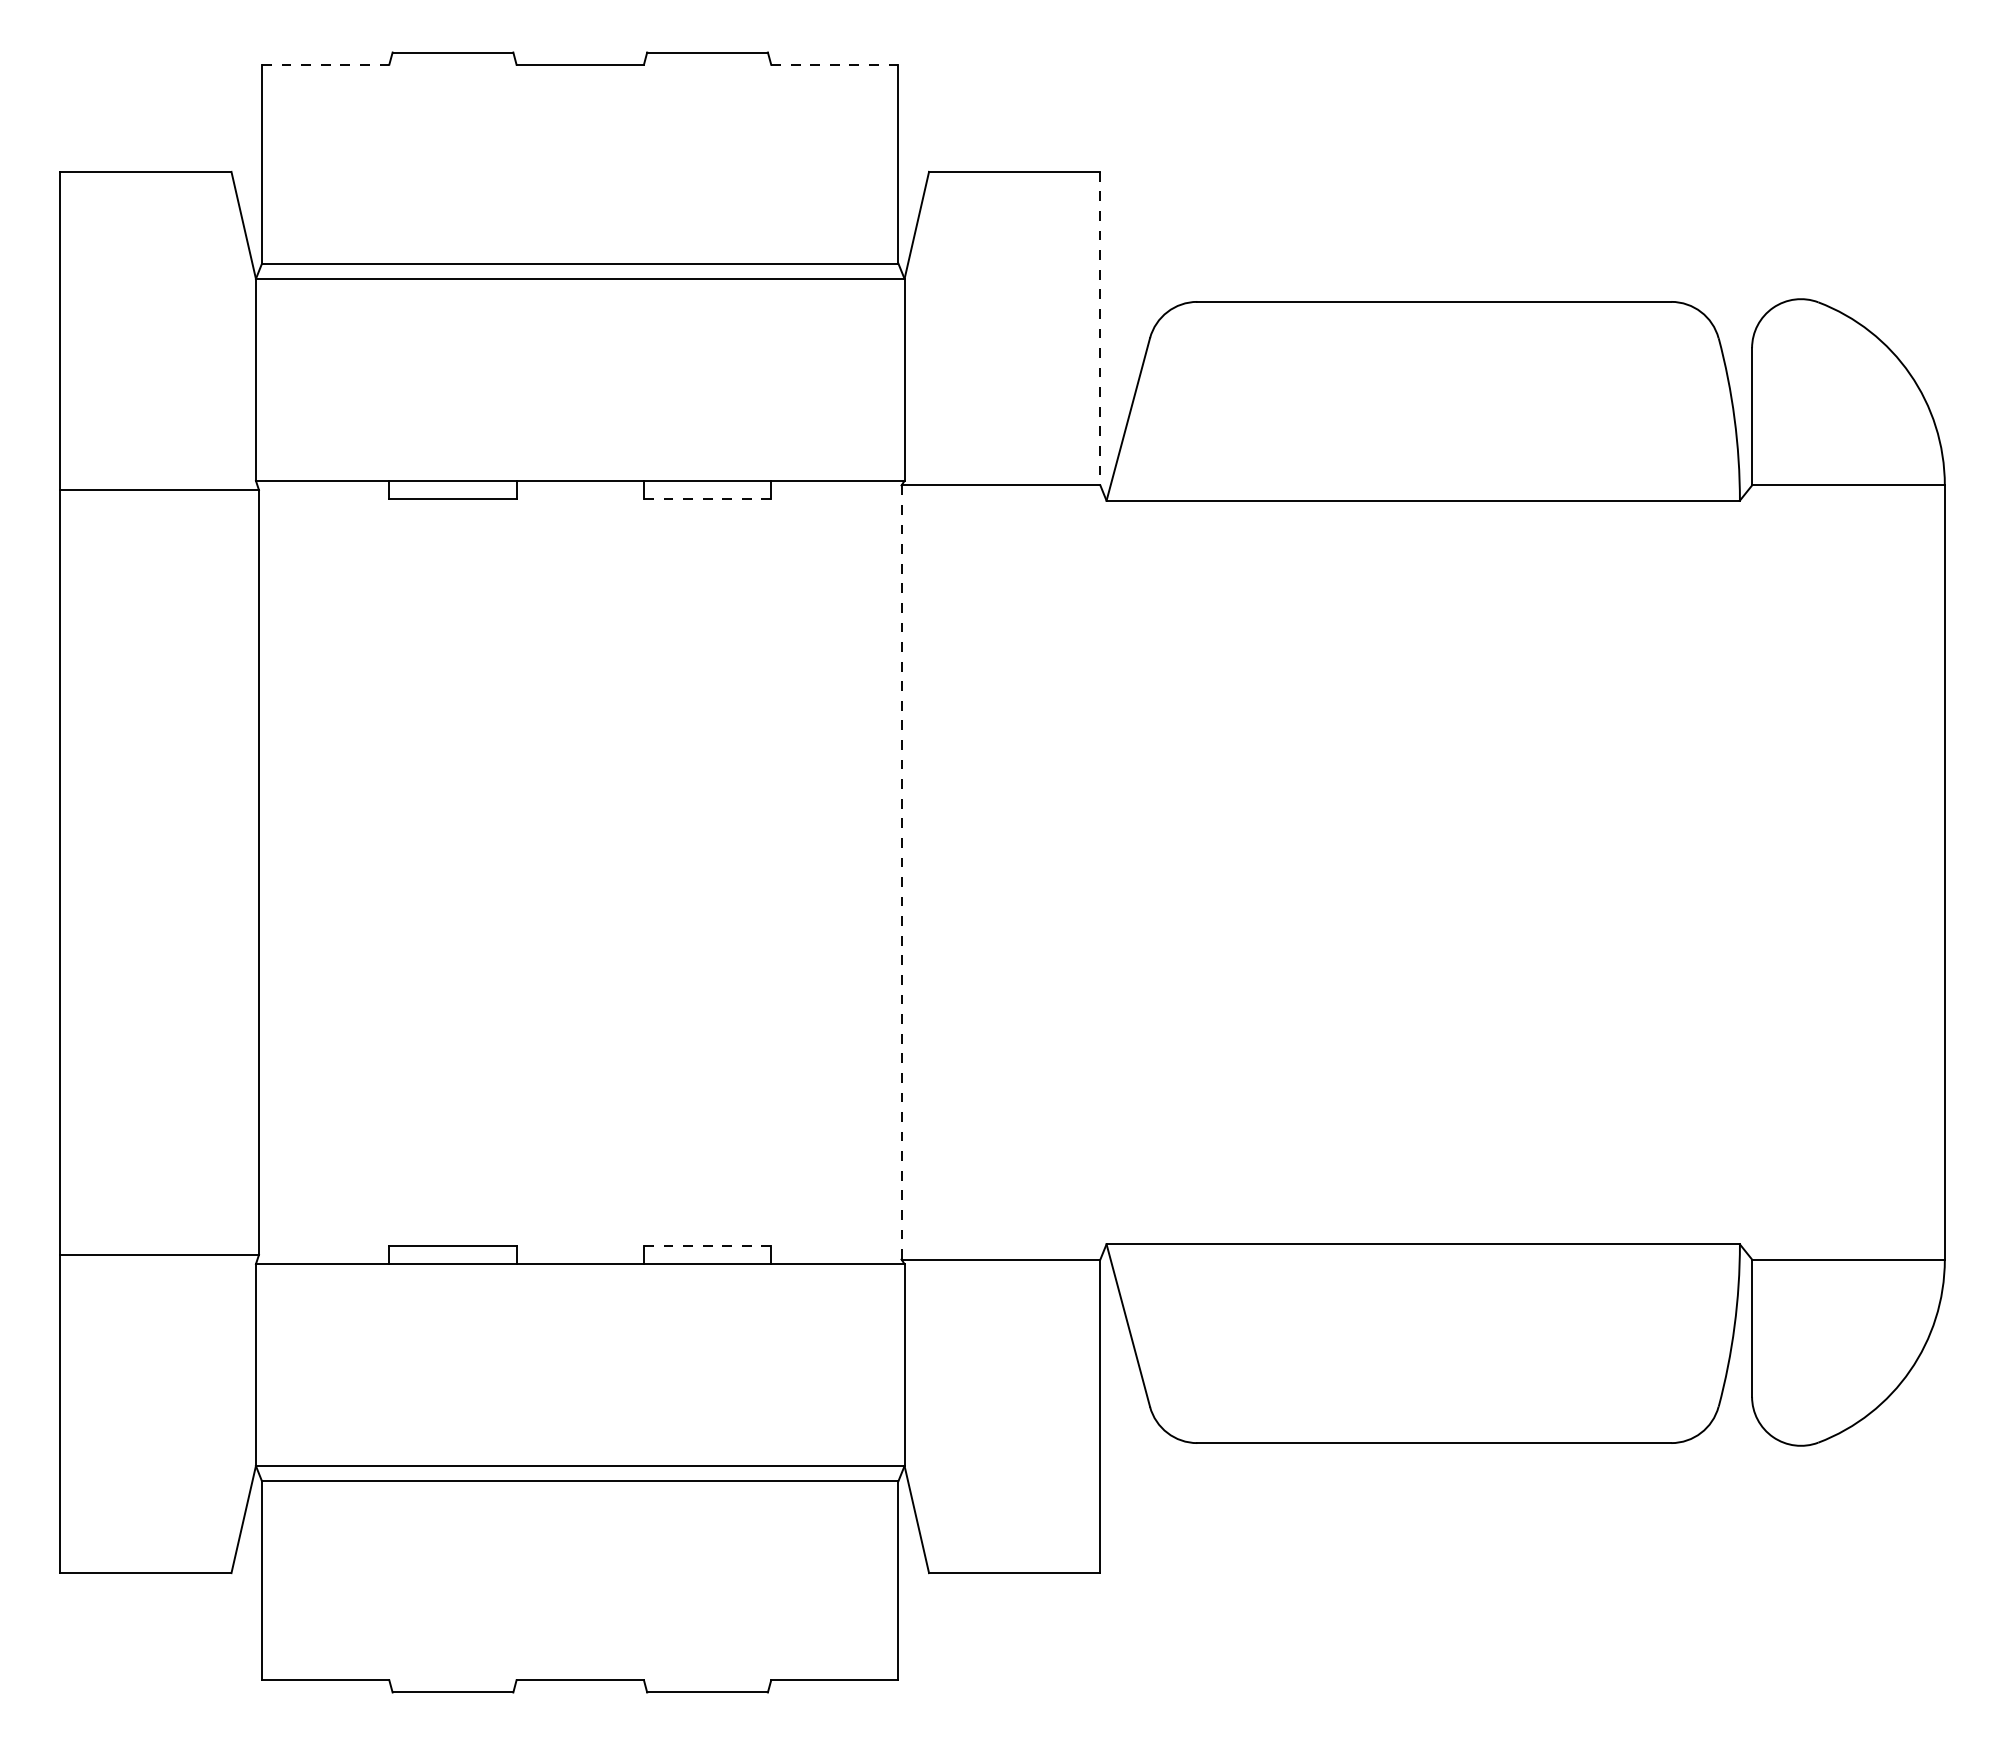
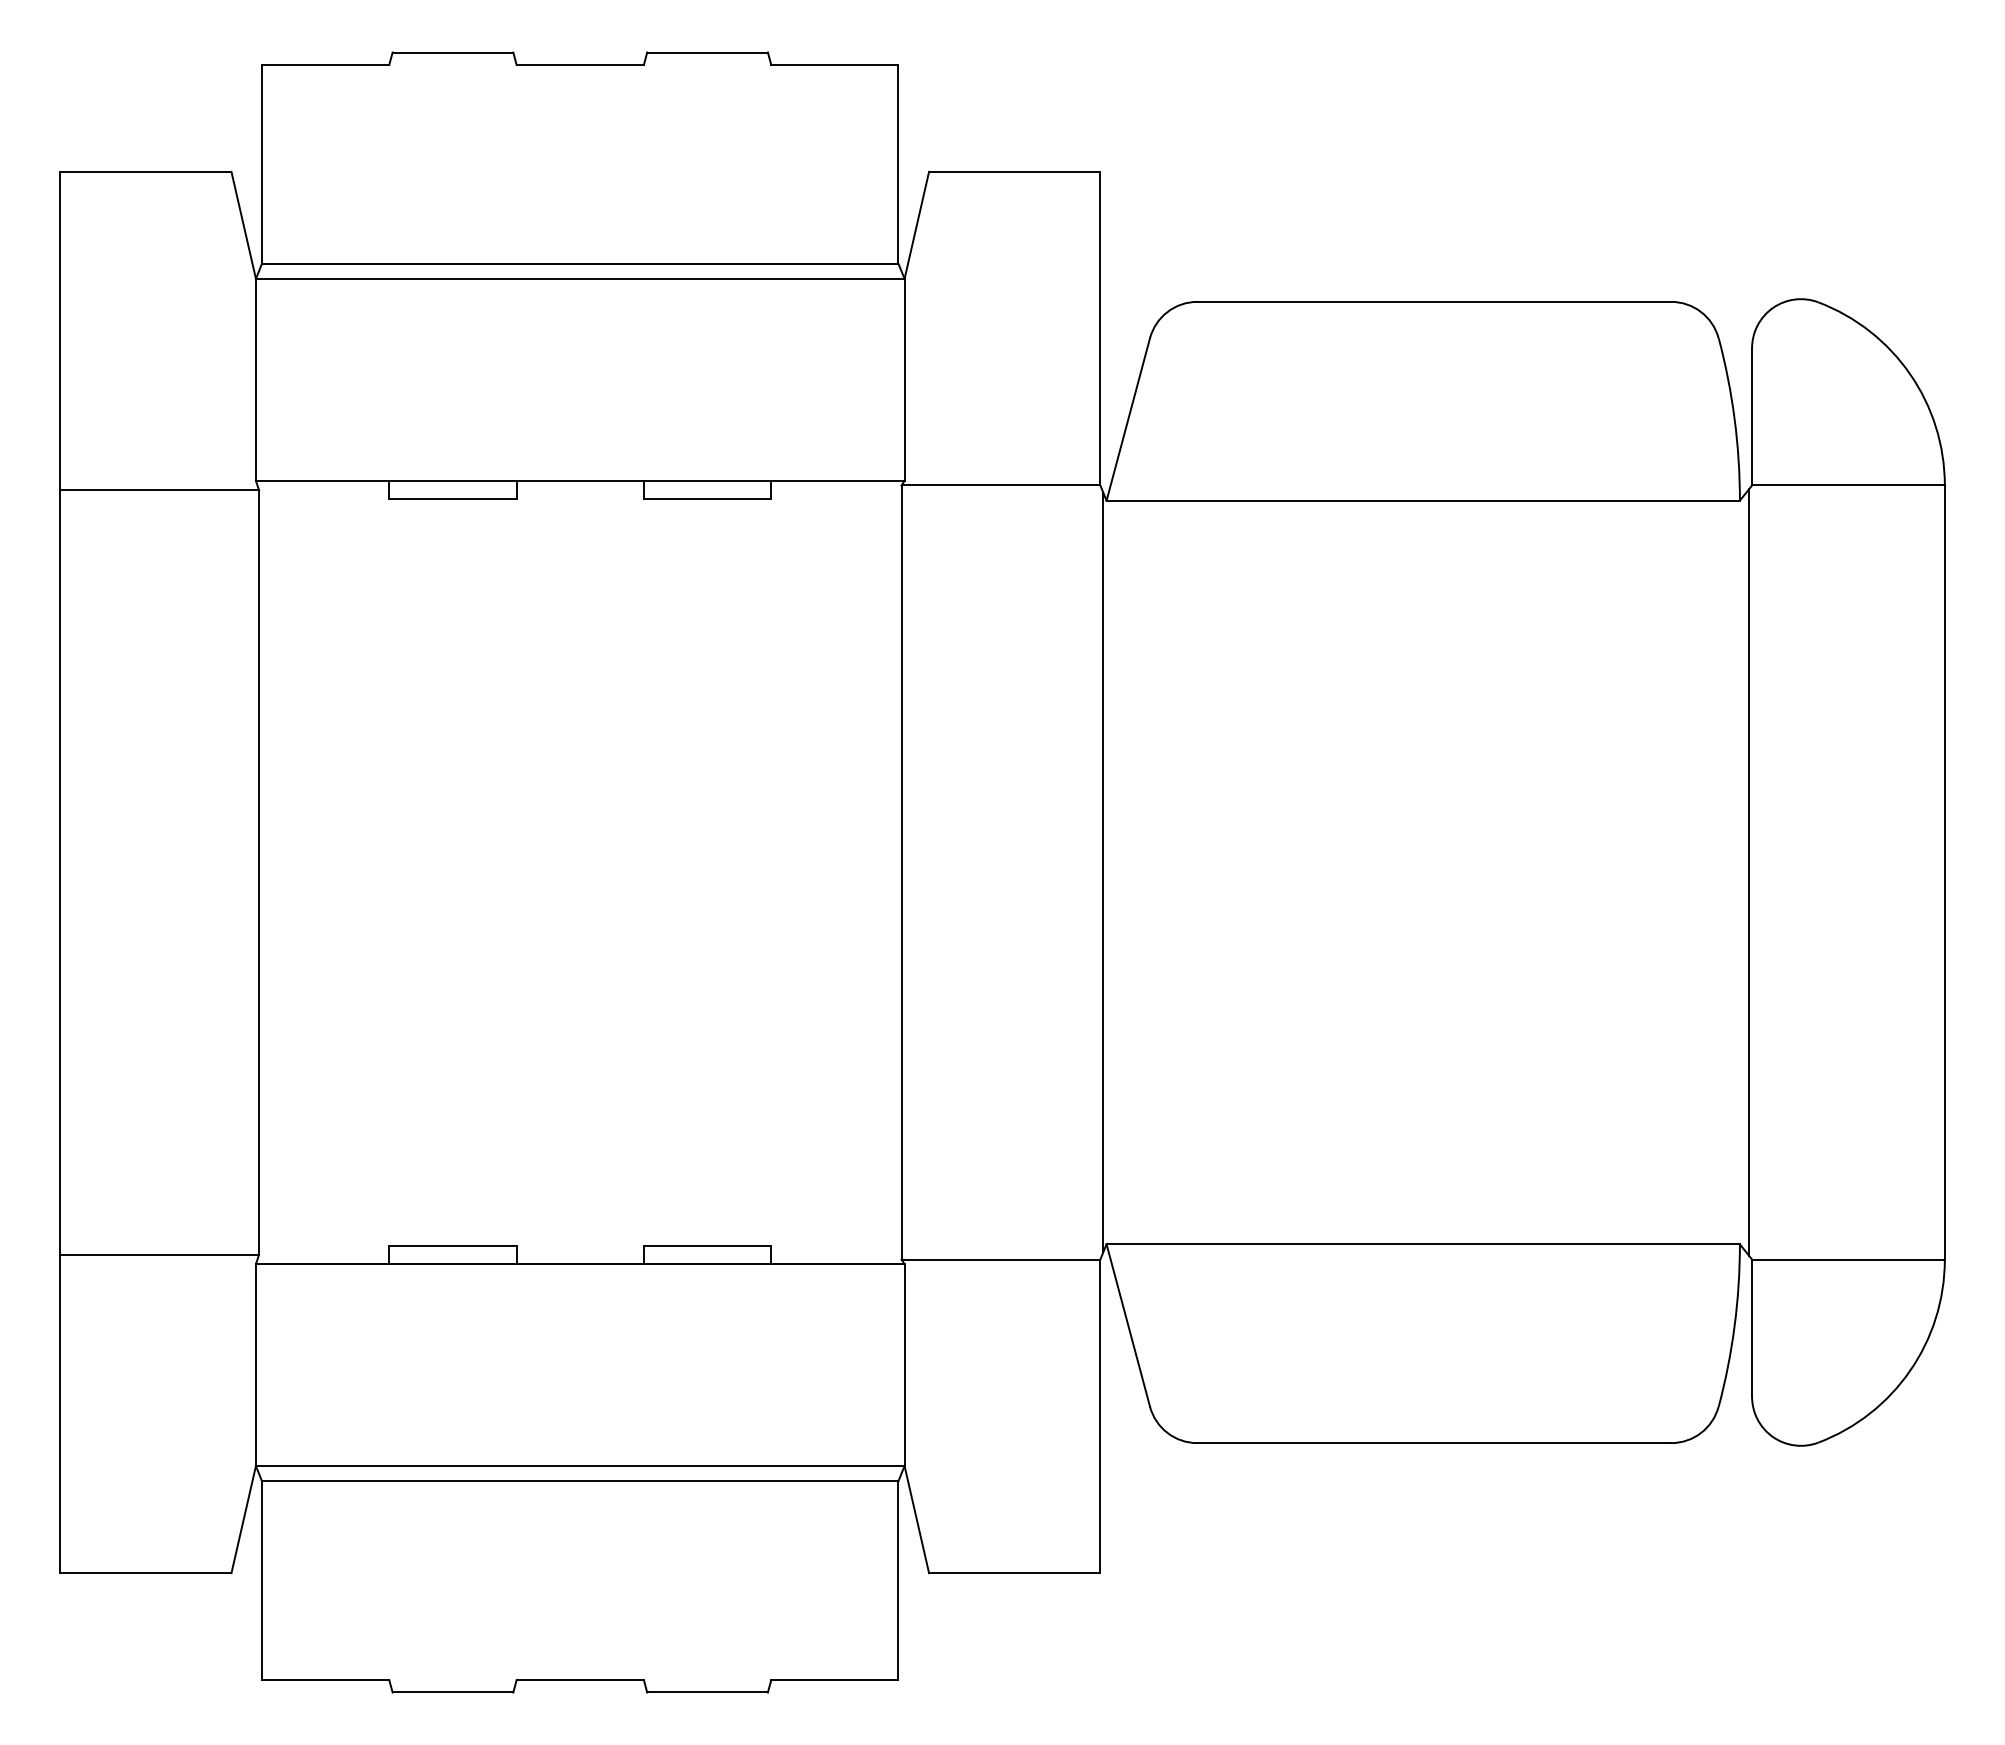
line: dashed -> solid (325, 64)
line: dashed -> solid (834, 64)
line: dashed -> solid (1100, 328)
line: dashed -> solid (707, 499)
line: none -> present (1103, 872)
line: none -> present (1749, 872)
line: dashed -> solid (901, 873)
line: dashed -> solid (707, 1245)
